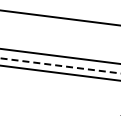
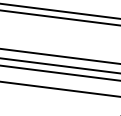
line: none -> present (59, 11)
line: dashed -> solid (60, 65)
line: none -> present (59, 88)
